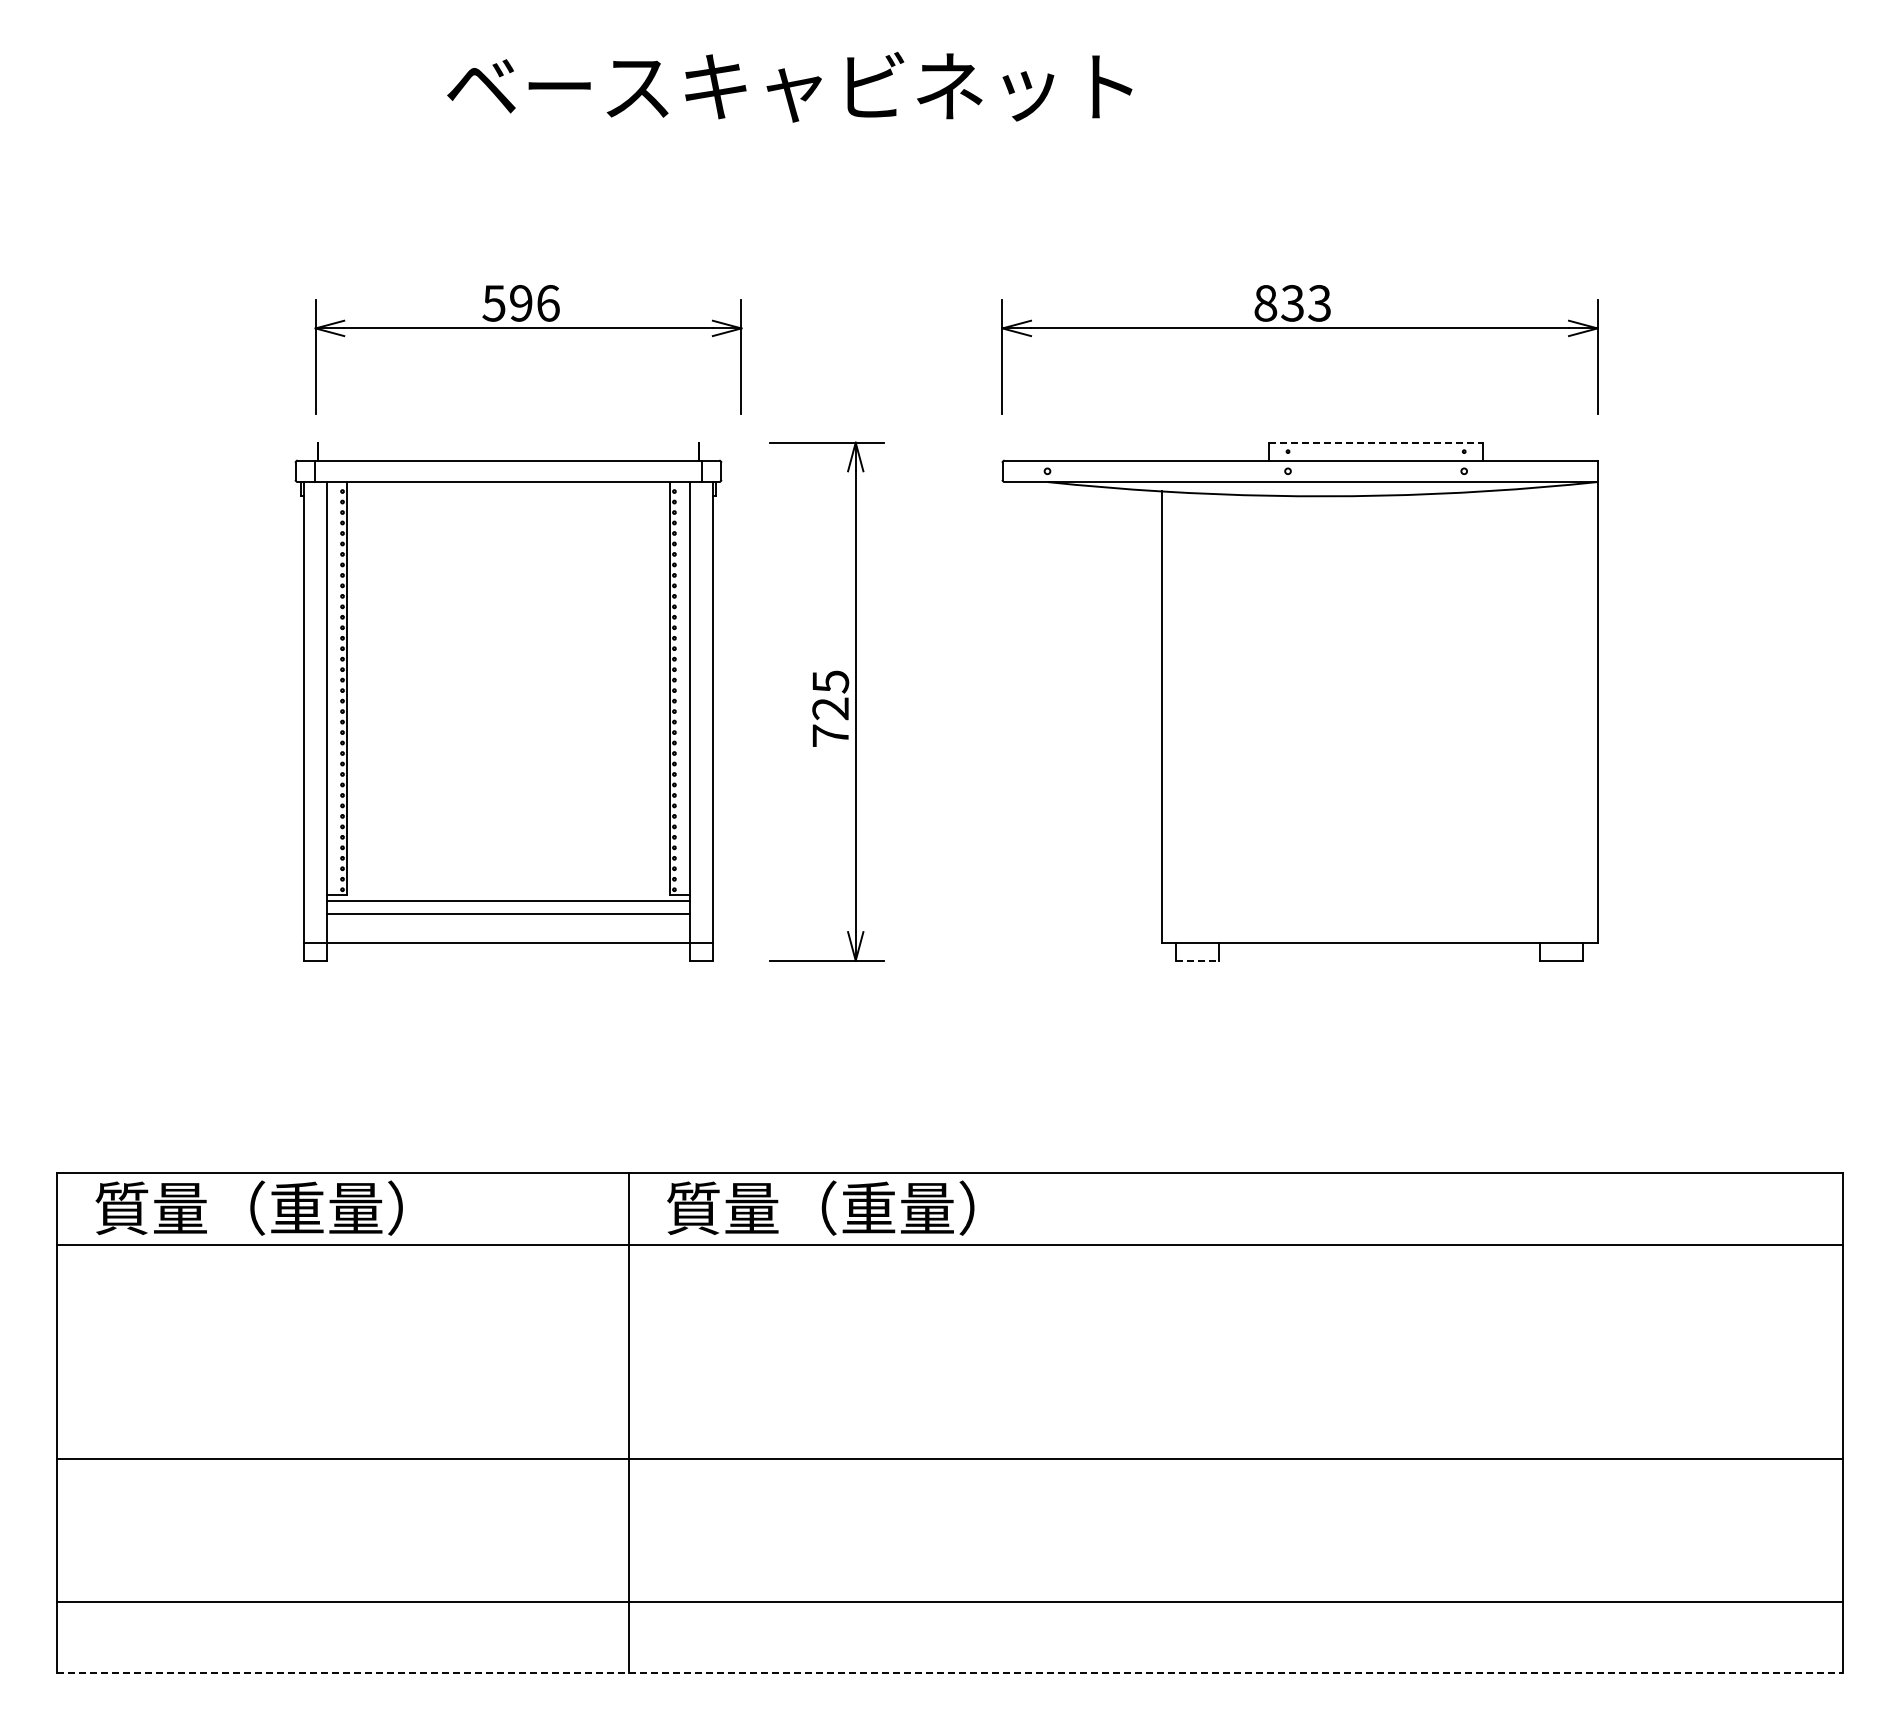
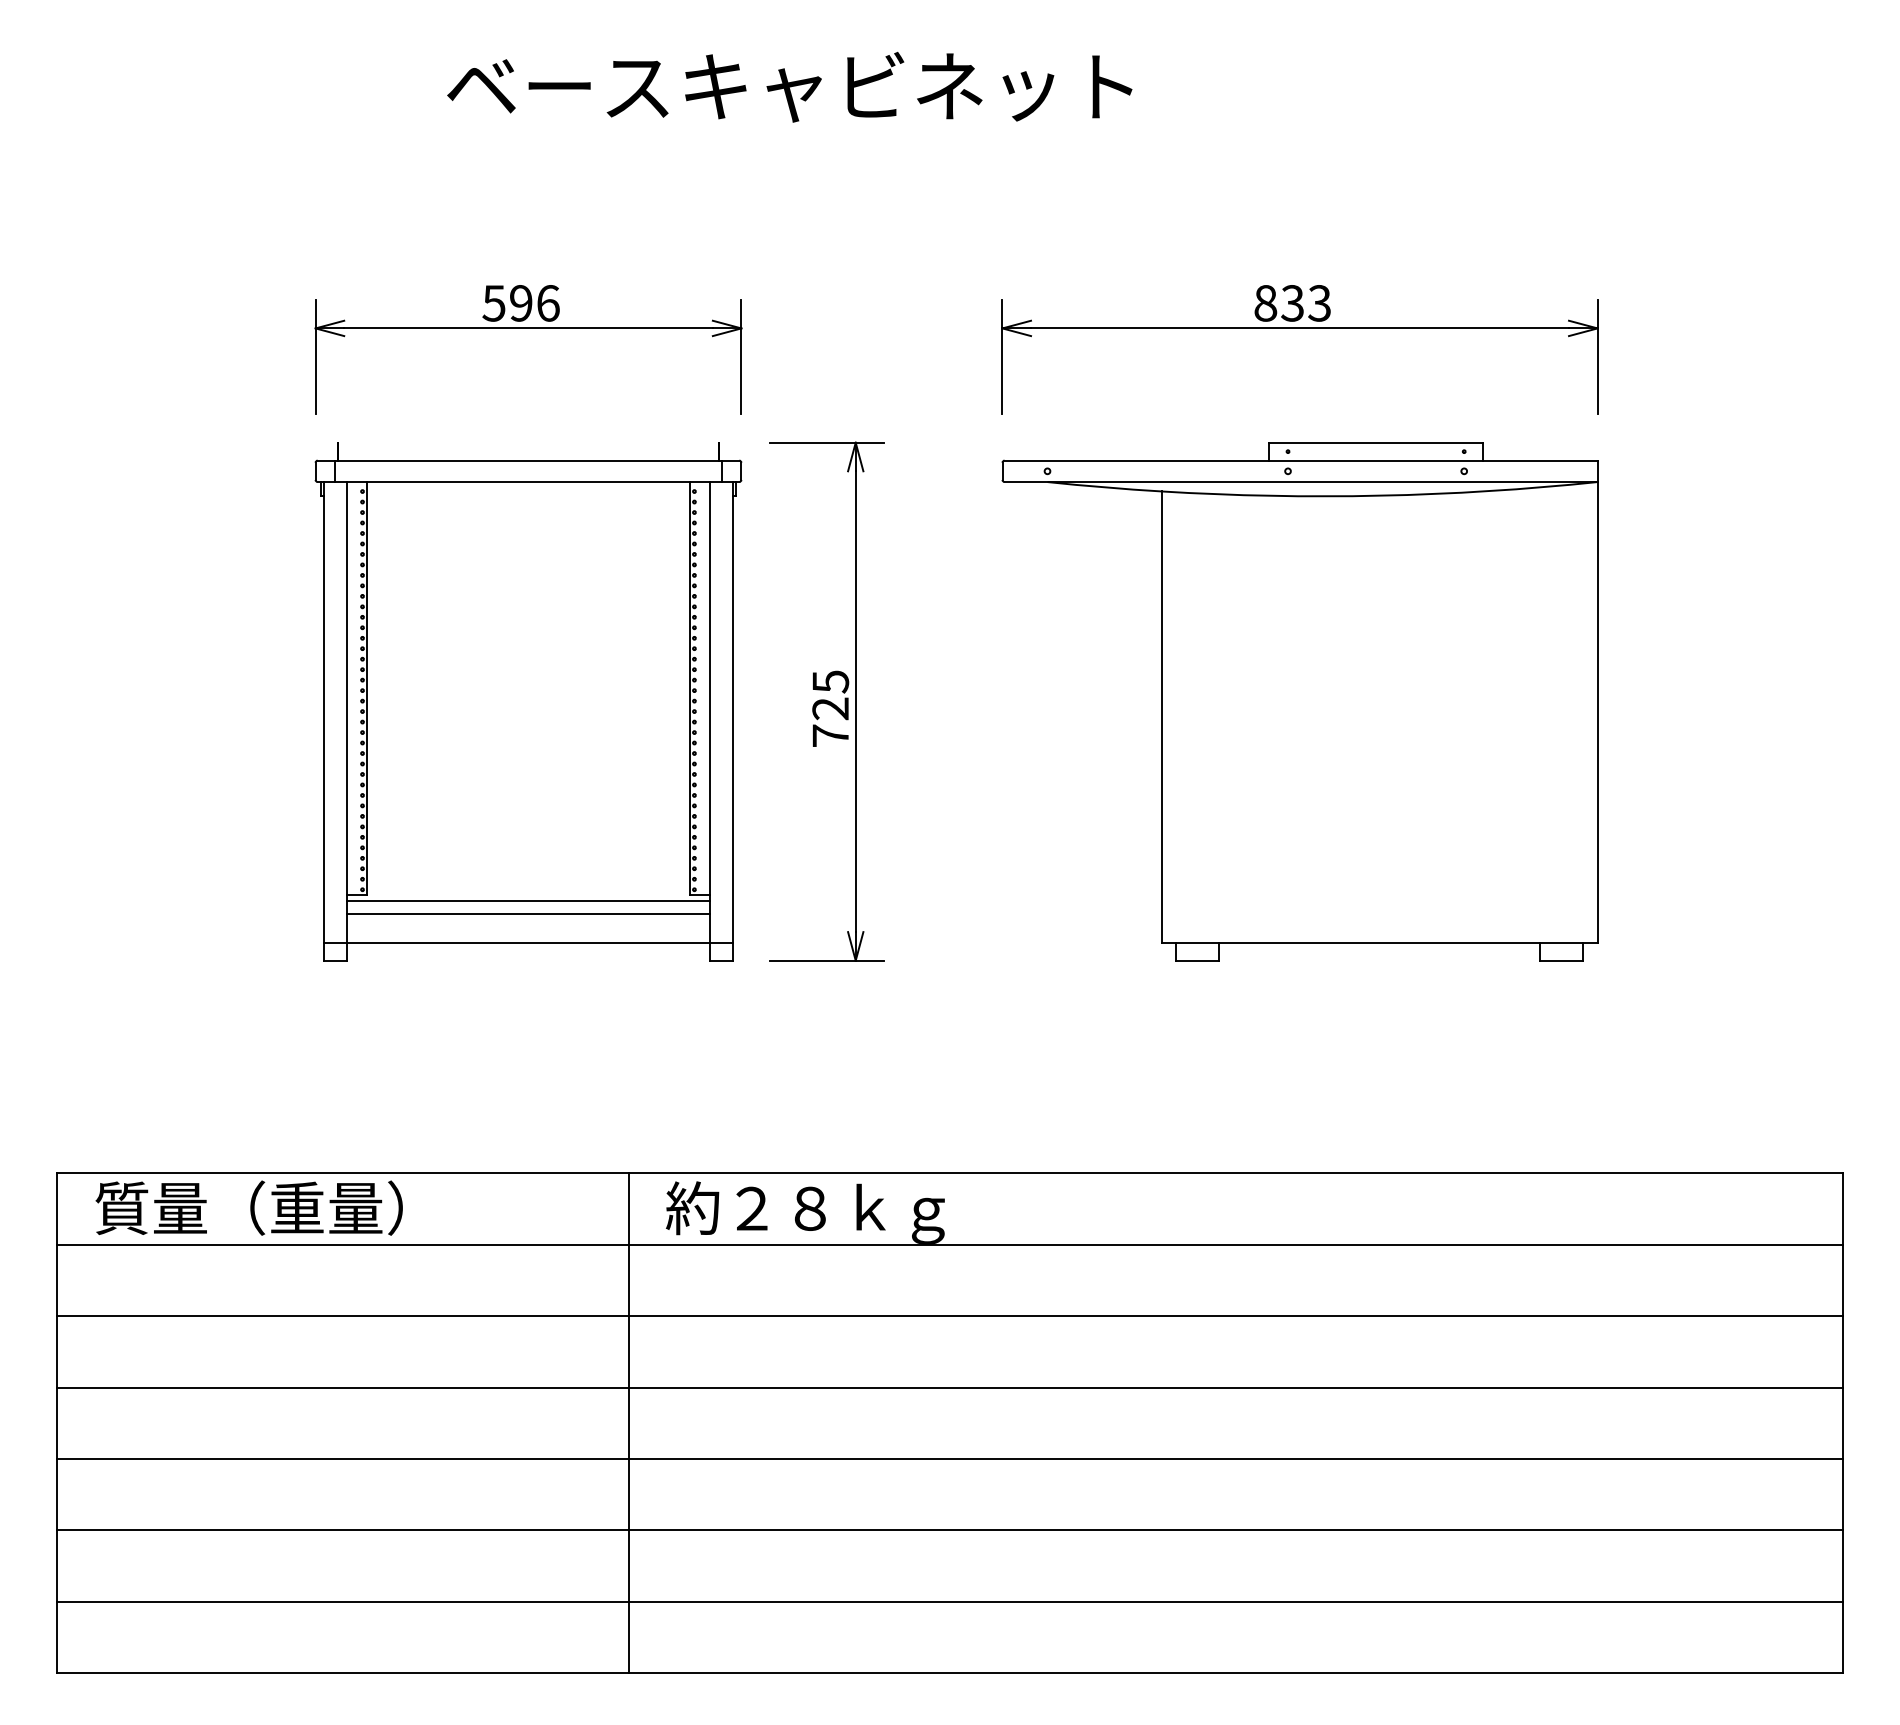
line: dashed -> solid (1376, 442)
part position: (508, 701) -> (528, 701) (528, 701)
line: dashed -> solid (1198, 960)
text: 質量（重量） -> 約２８ｋｇ (819, 1211)
line: none -> present (949, 1316)
line: none -> present (949, 1387)
line: none -> present (949, 1530)
line: dashed -> solid (950, 1673)
